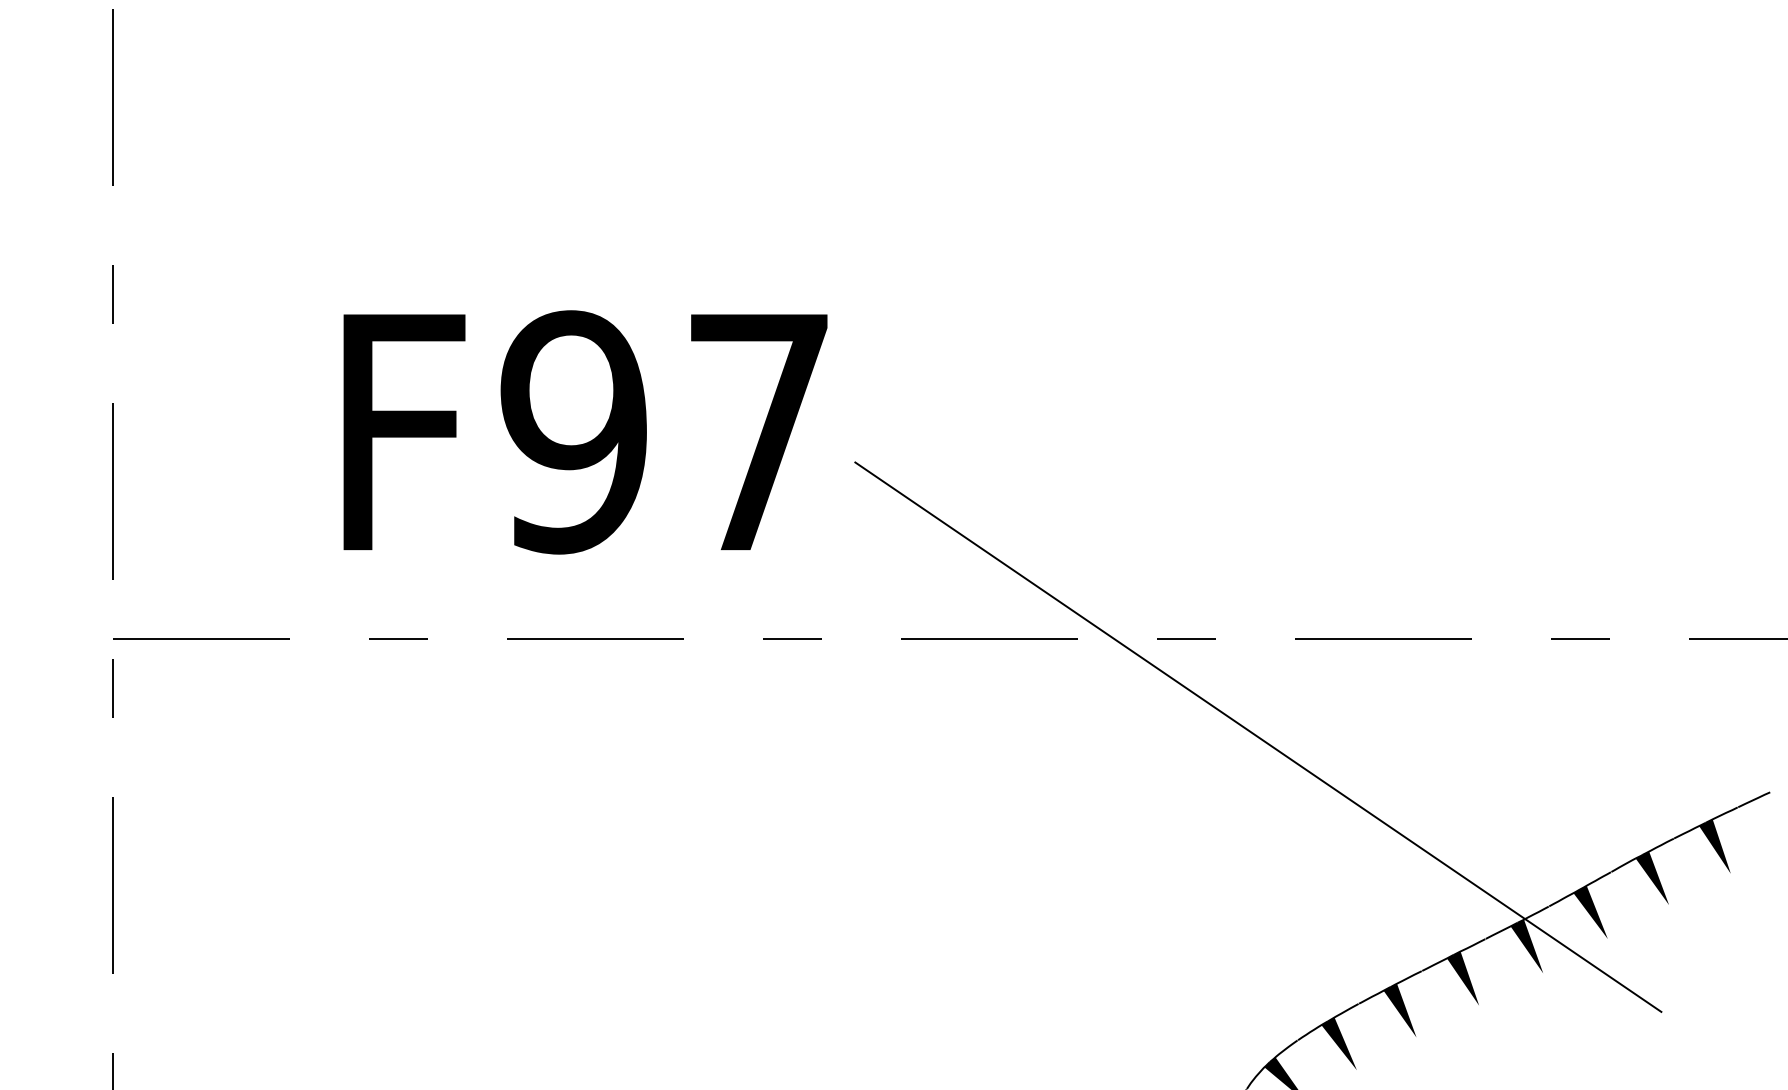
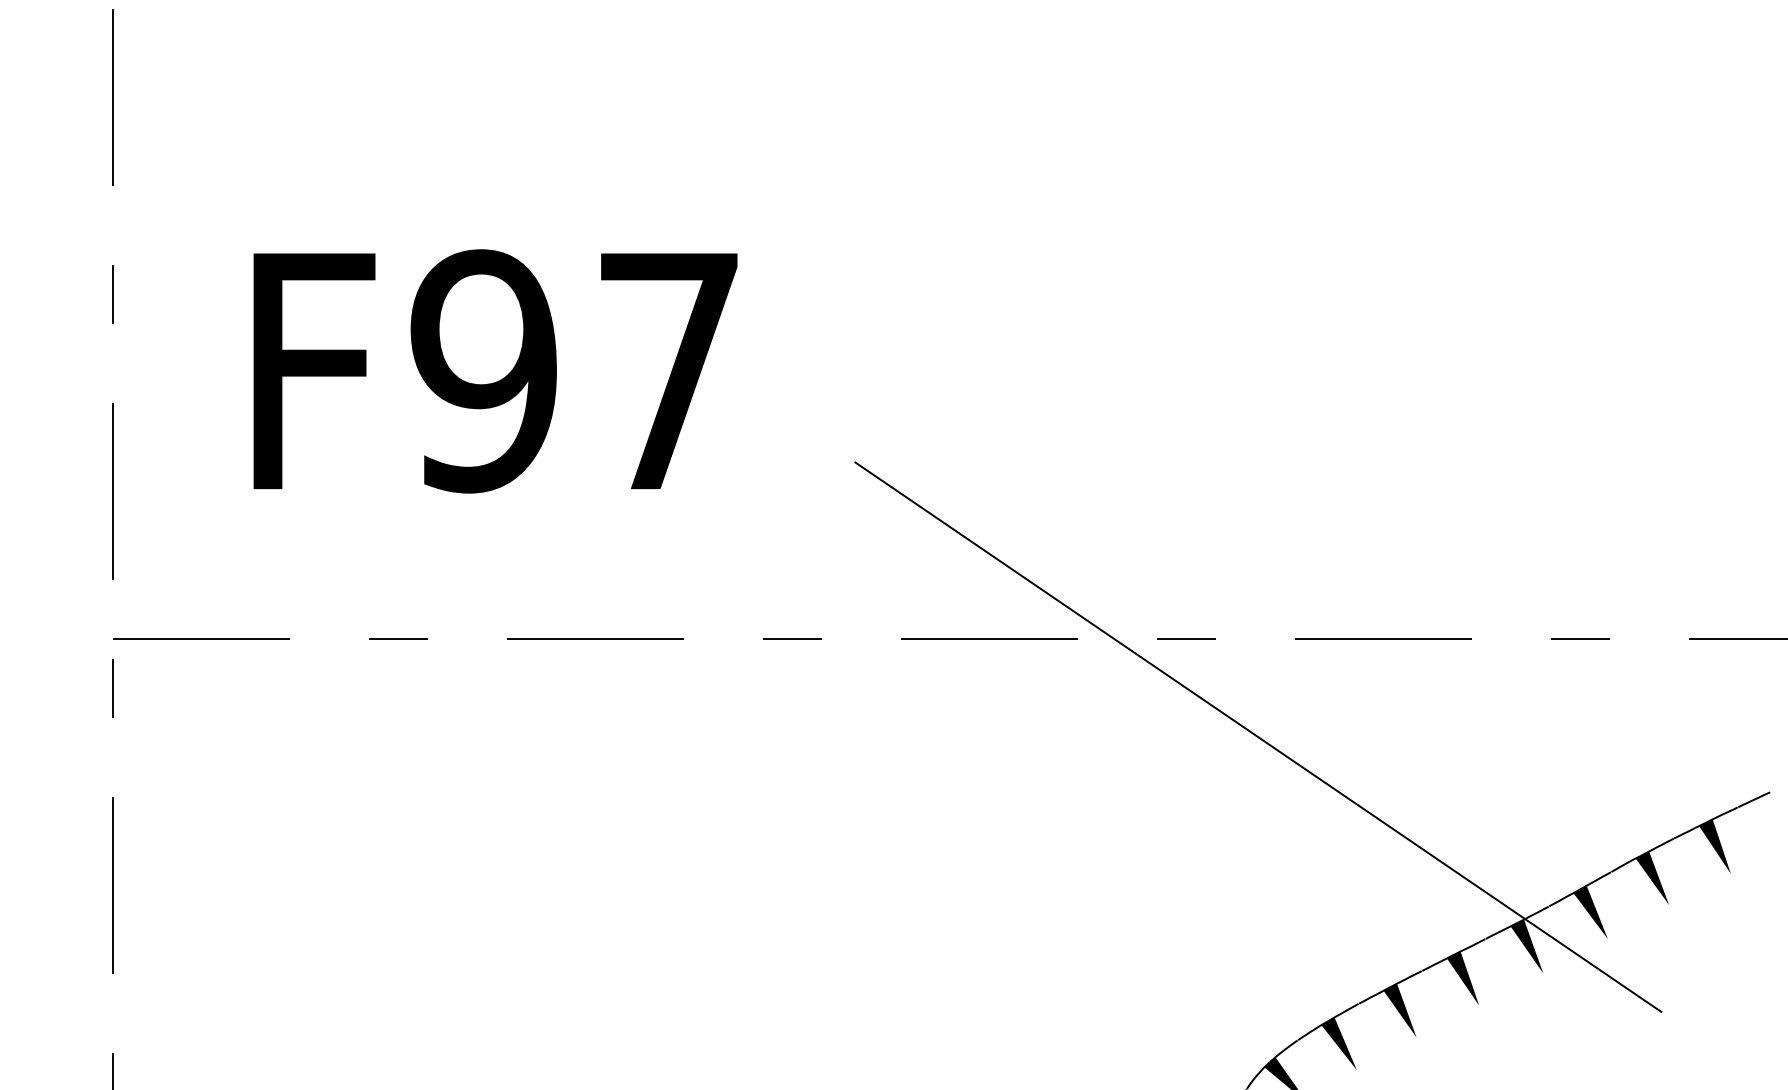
text position: (585, 432) -> (495, 371) (495, 371)
